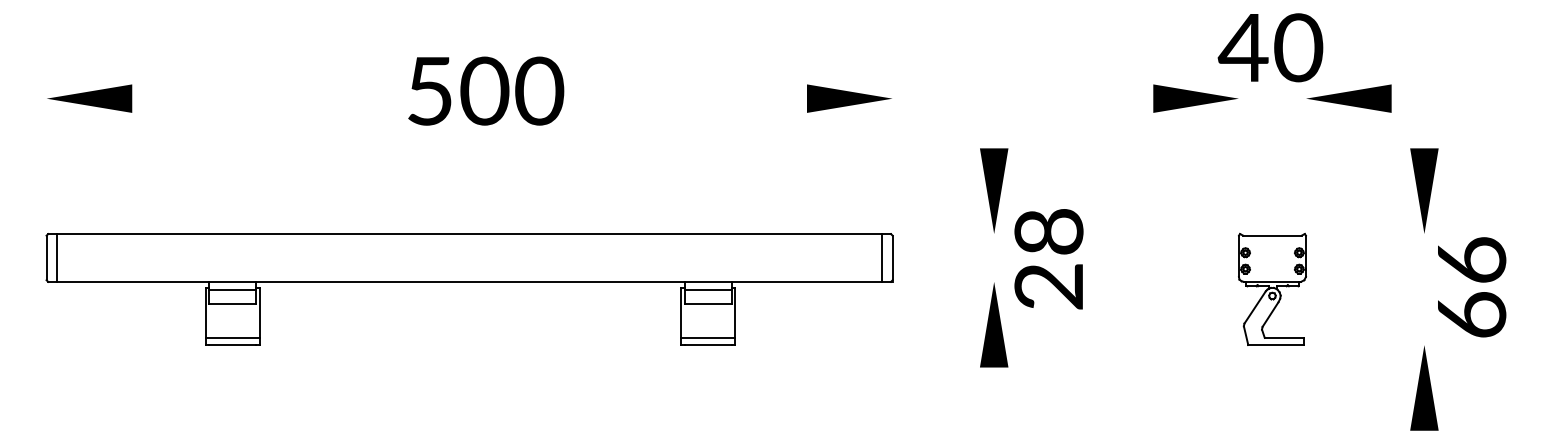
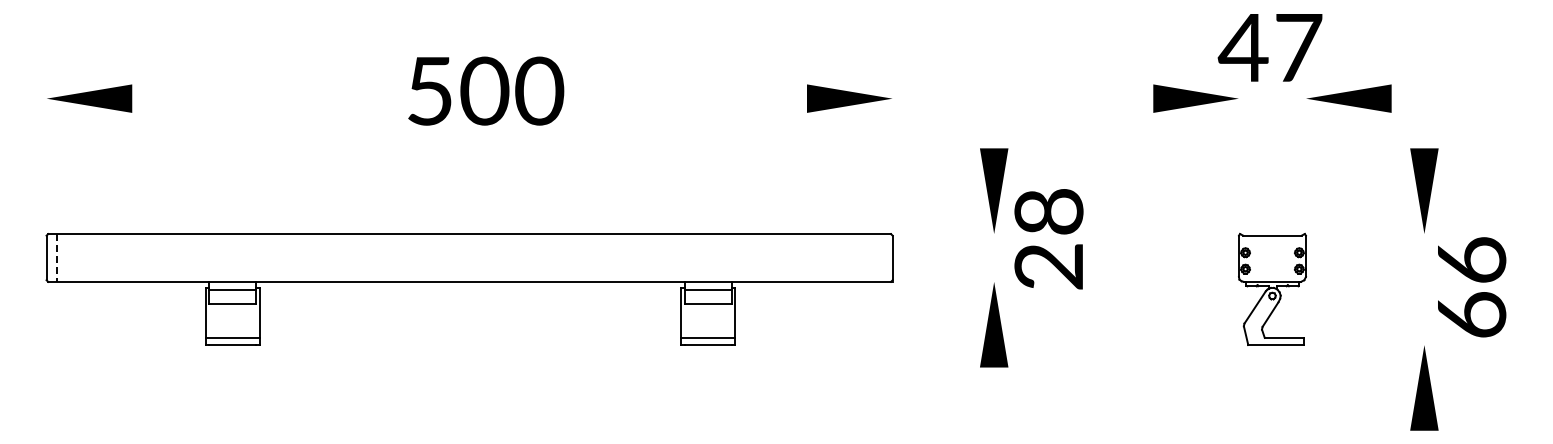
text: 40 -> 47 (1298, 47)
part position: (1053, 251) -> (1053, 231) (1053, 231)
line: solid -> dashed (57, 257)
line: present -> none (882, 257)
